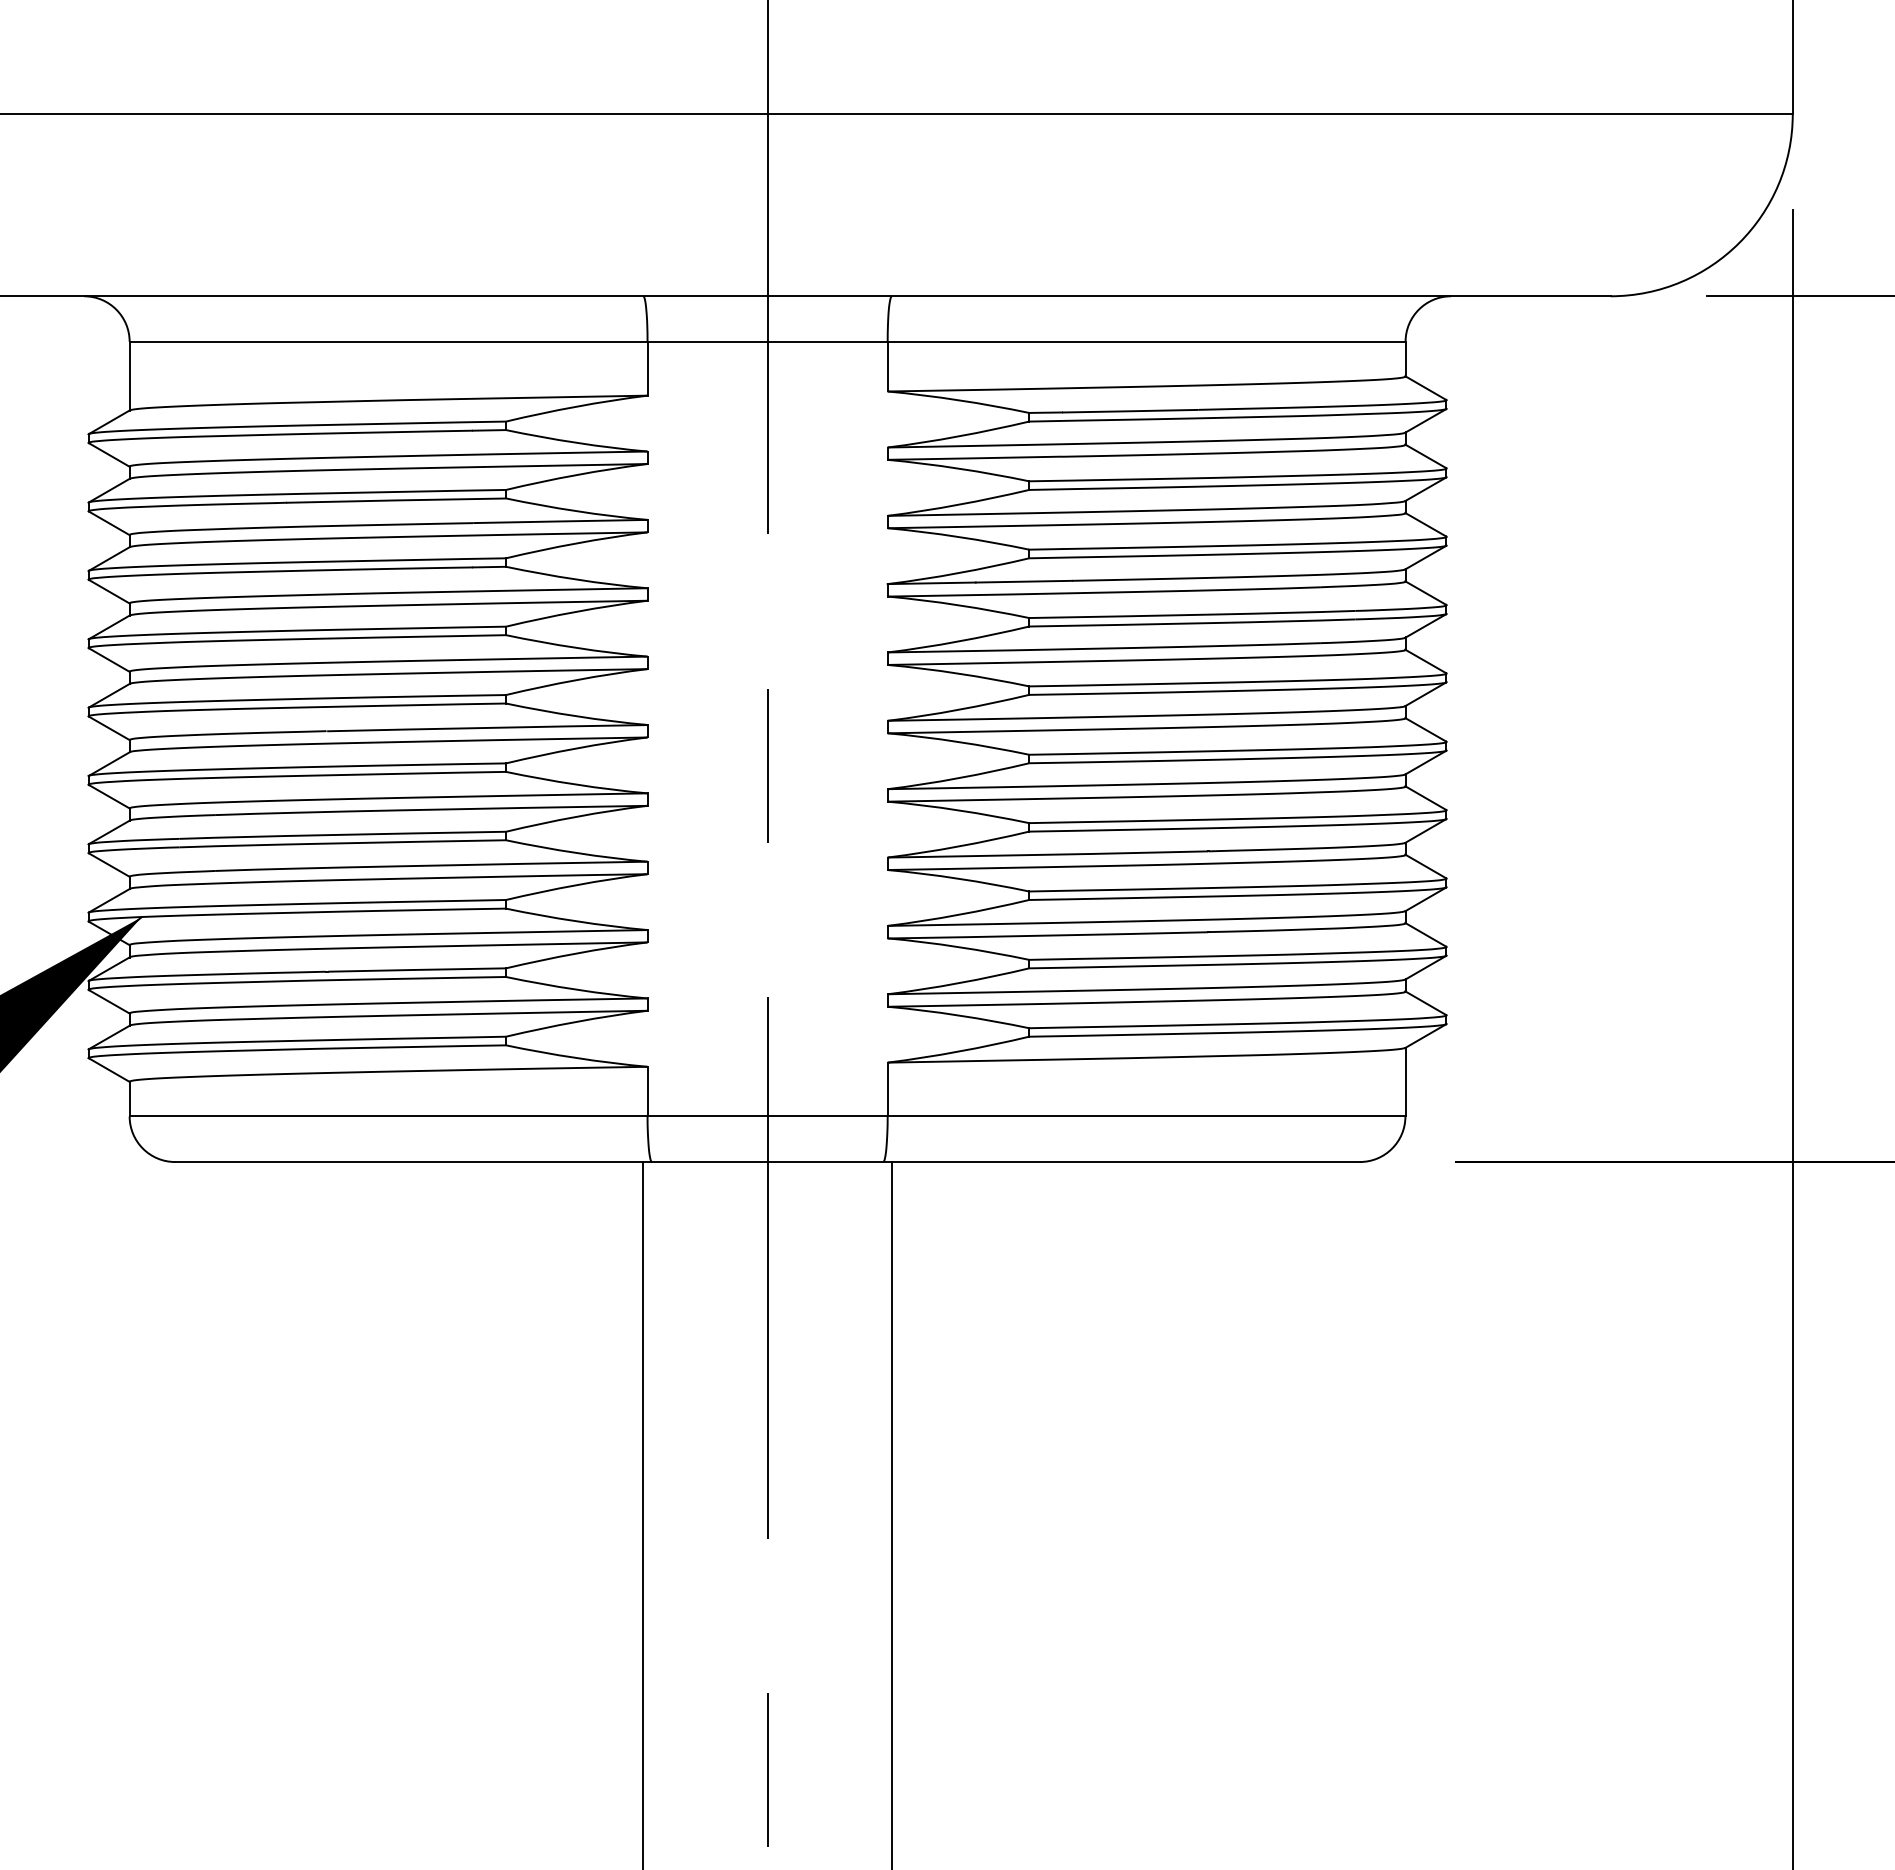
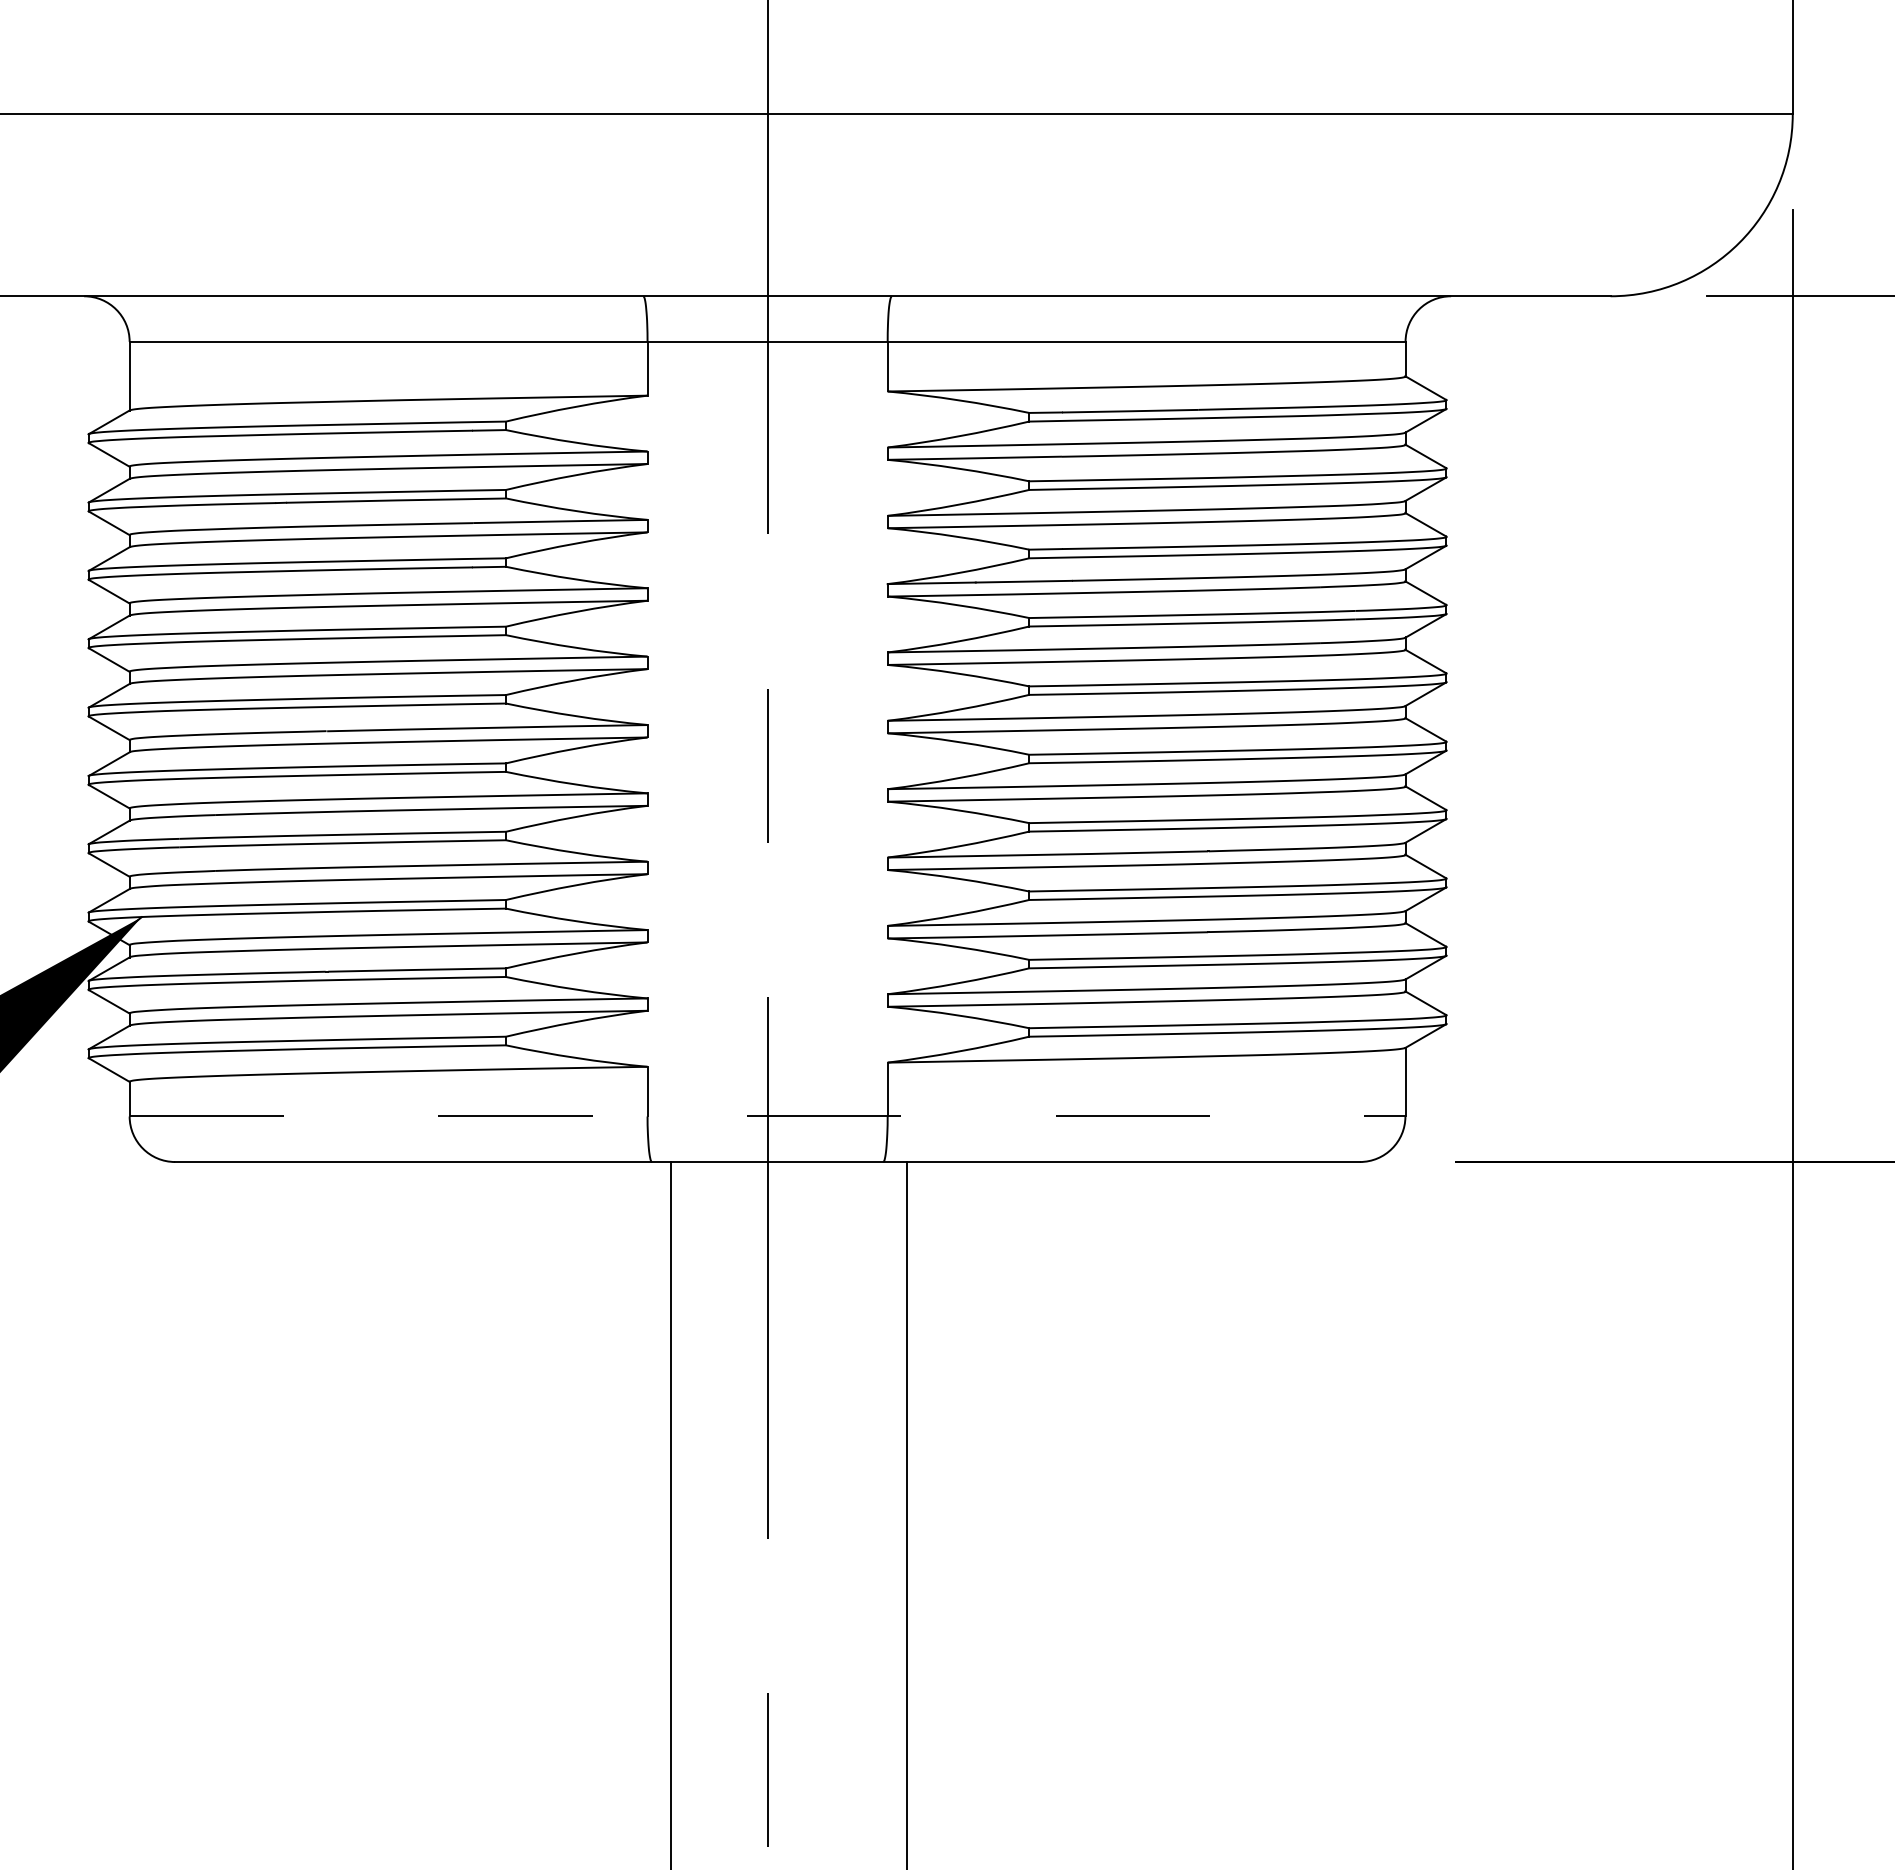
line: solid -> dashed (767, 1116)
line position: (643, 1514) -> (671, 1514) (671, 1514)
line position: (892, 1514) -> (907, 1514) (907, 1514)
